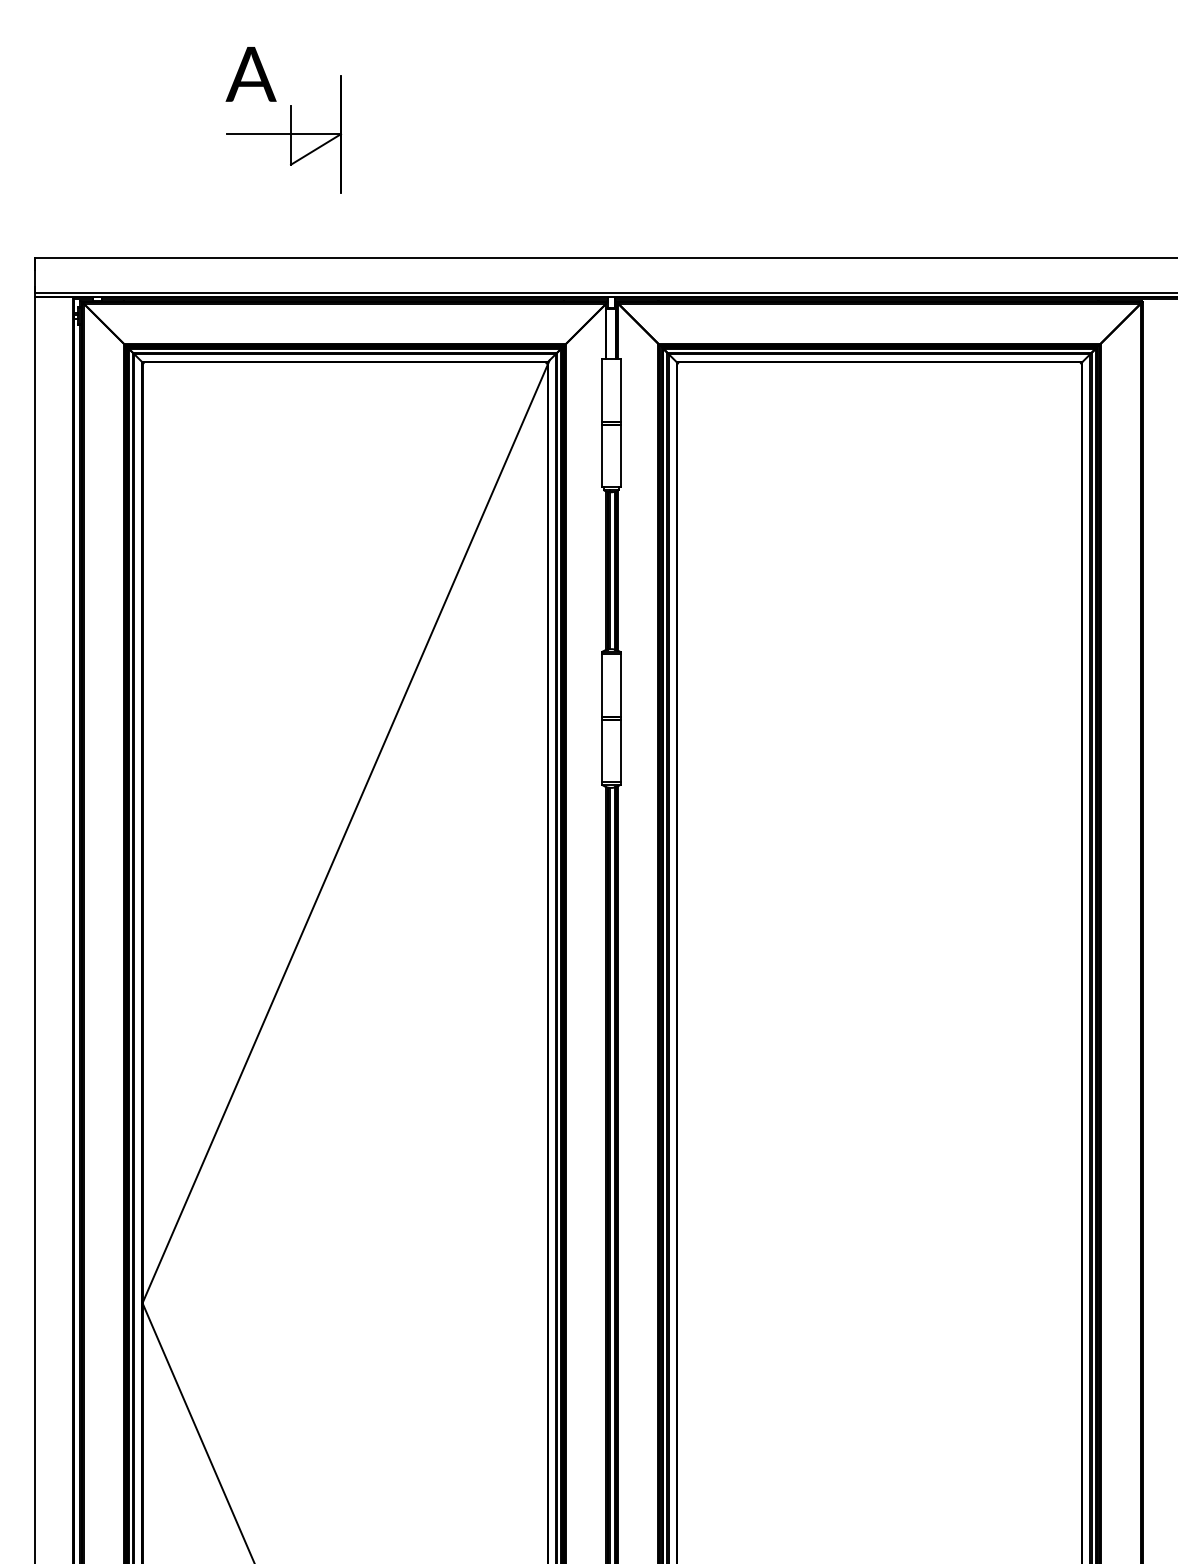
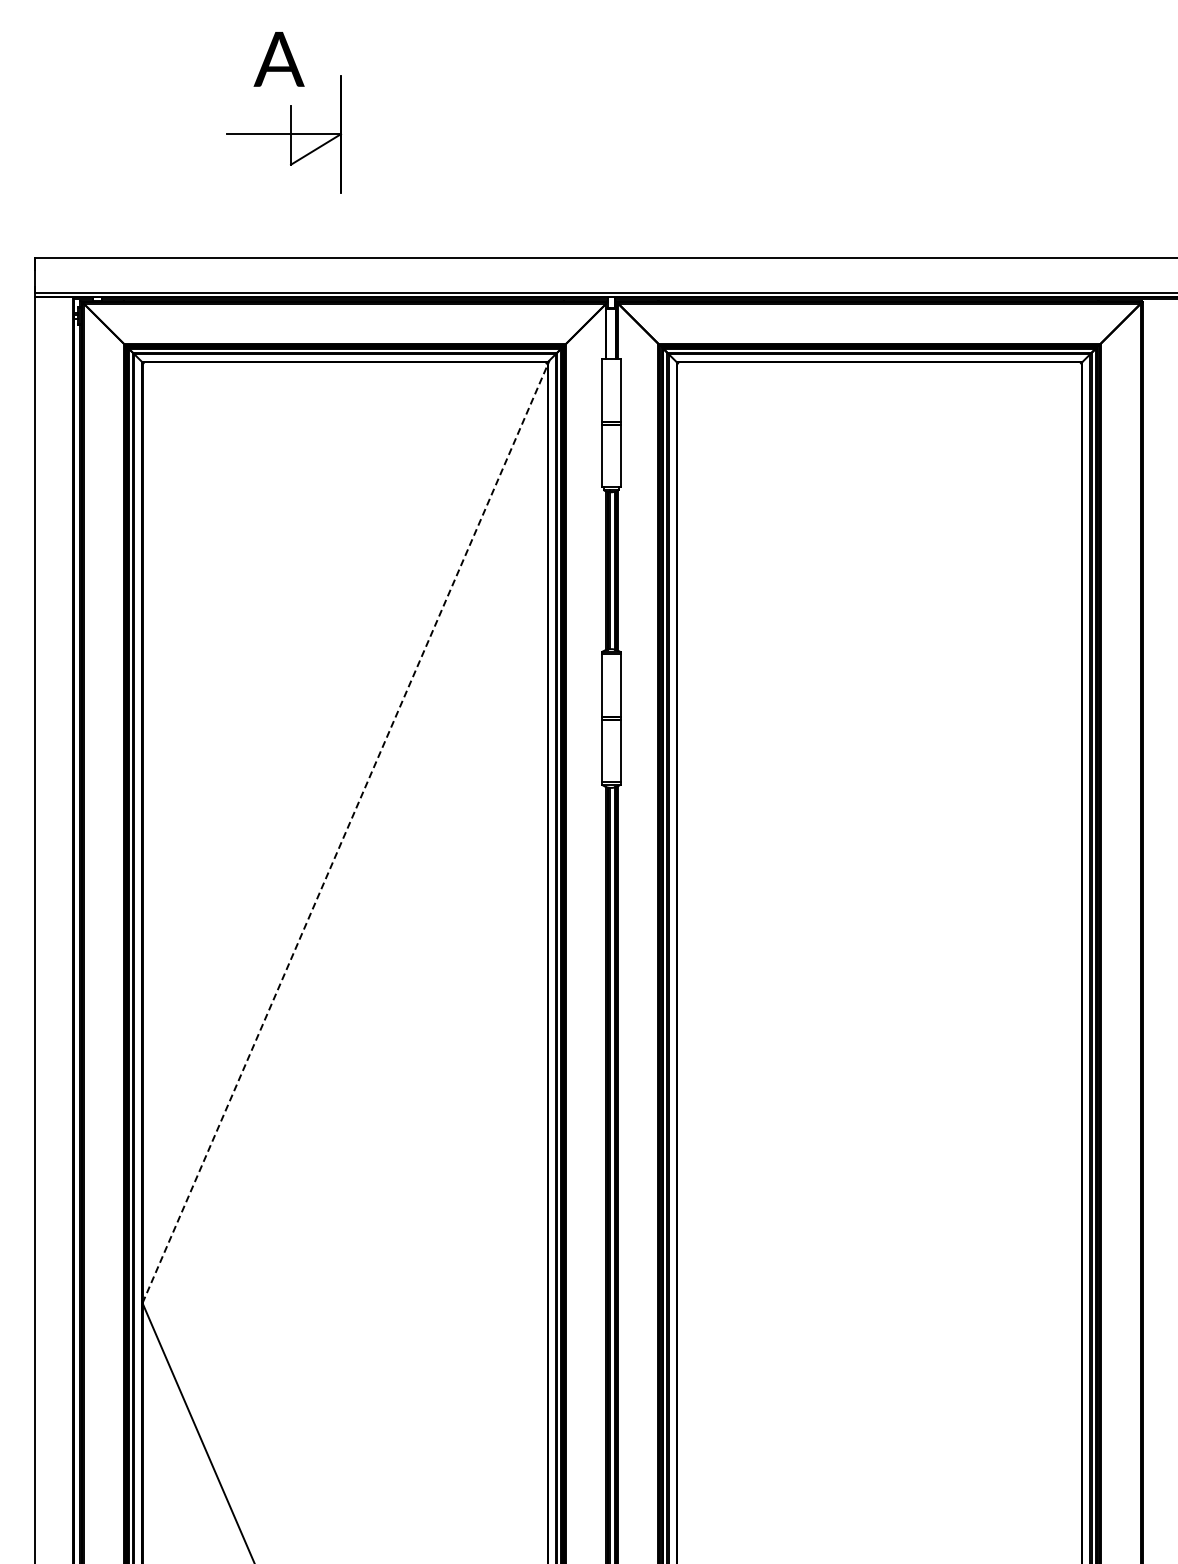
text position: (250, 74) -> (278, 59) (278, 59)
line: solid -> dashed (346, 831)
